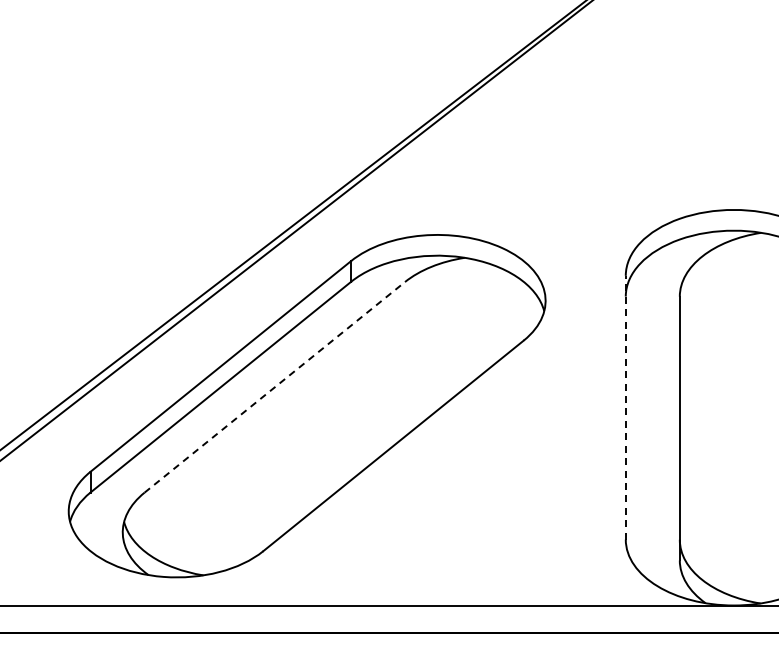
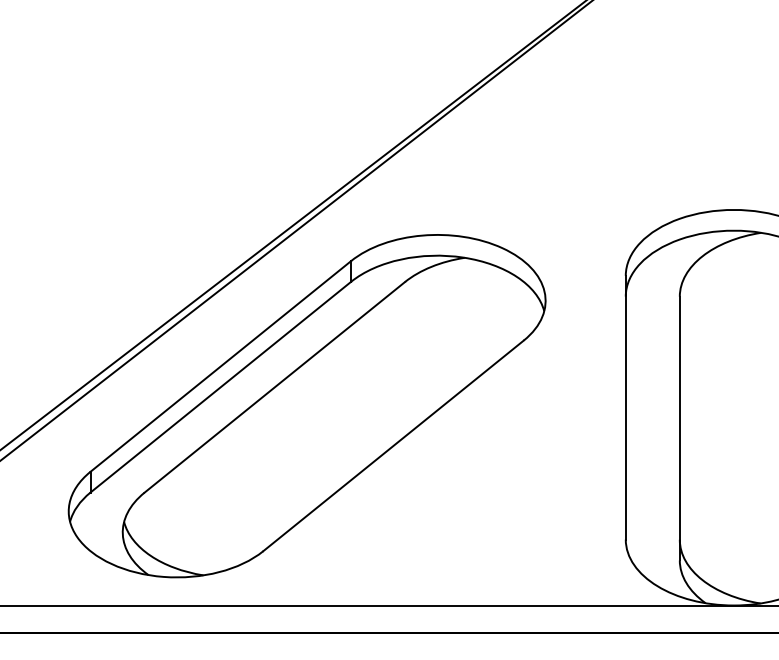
line: dashed -> solid (275, 387)
line: dashed -> solid (625, 407)
